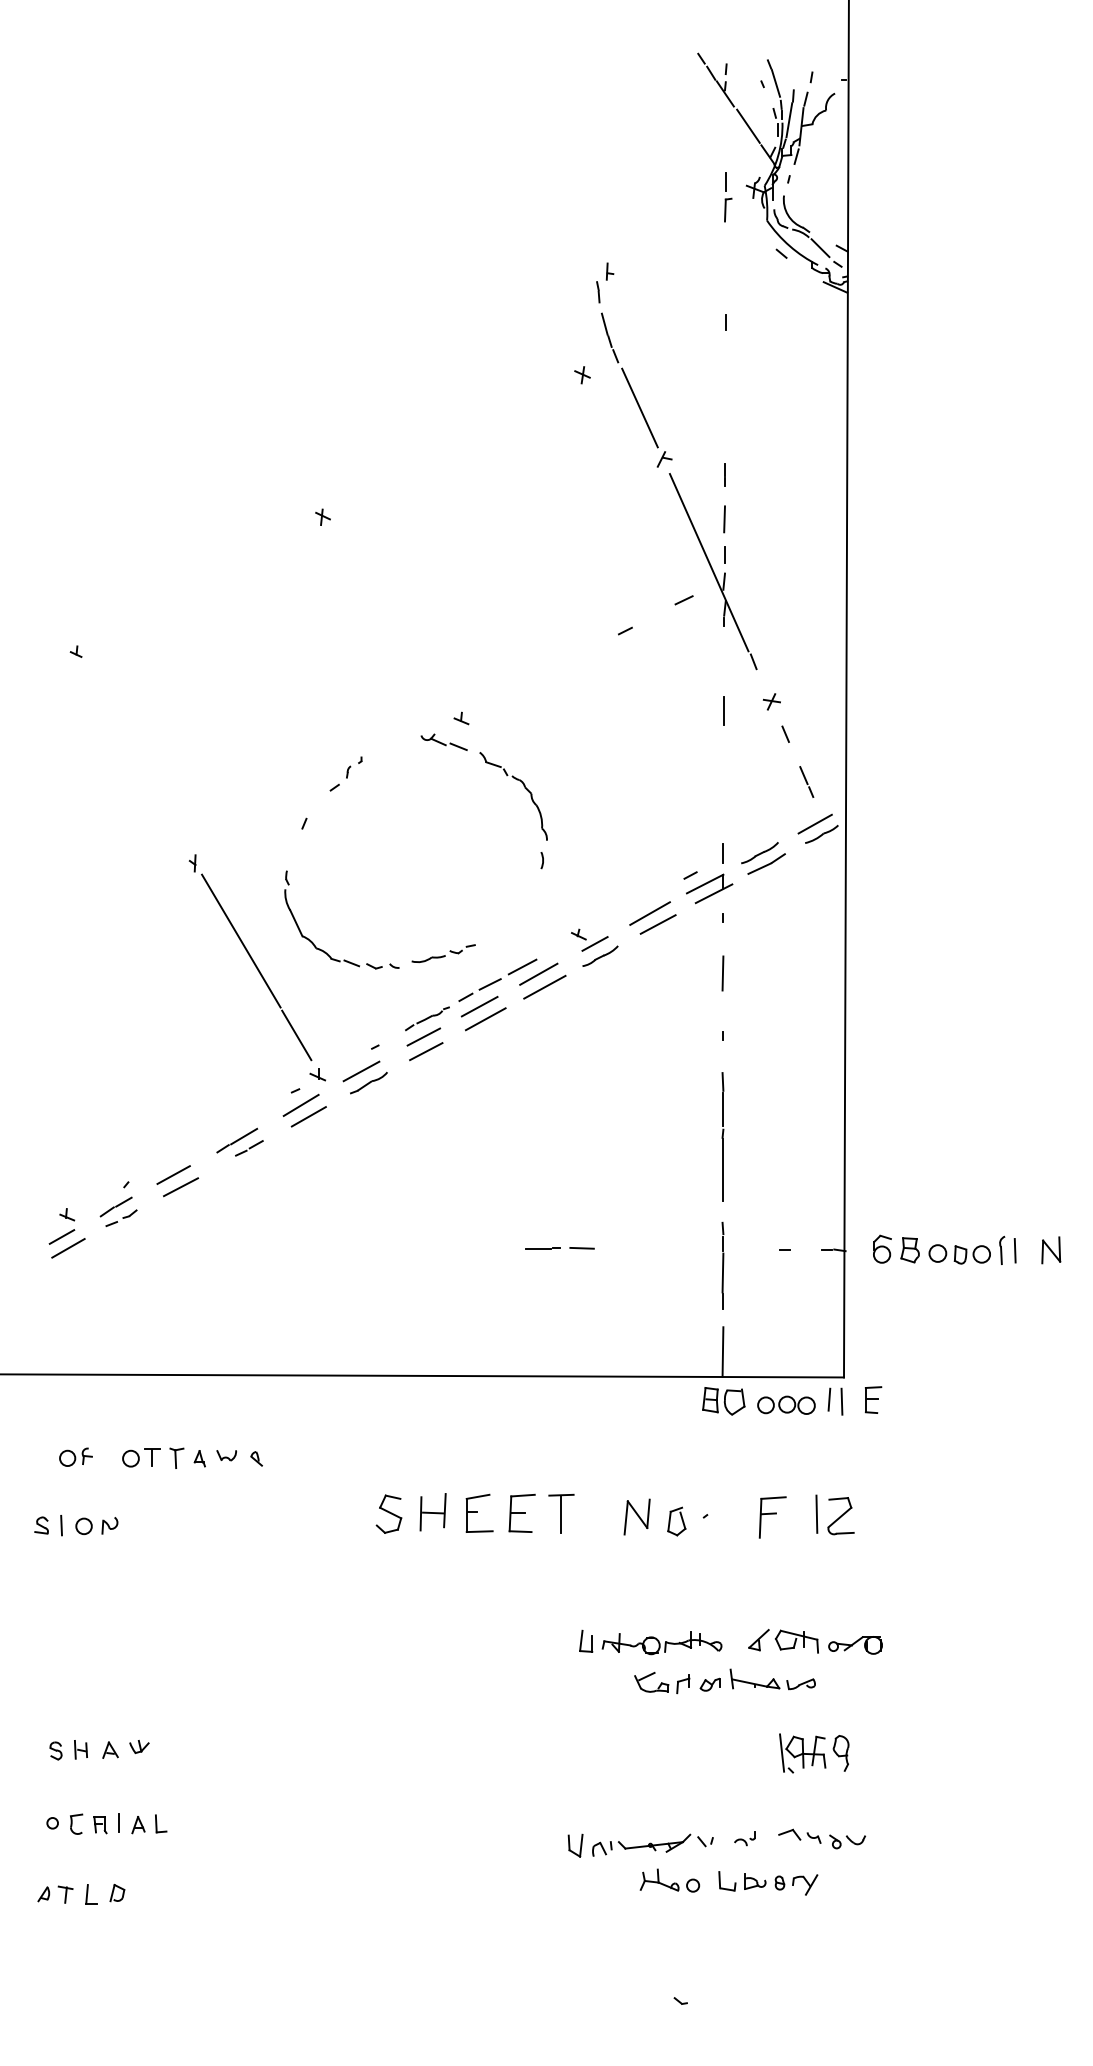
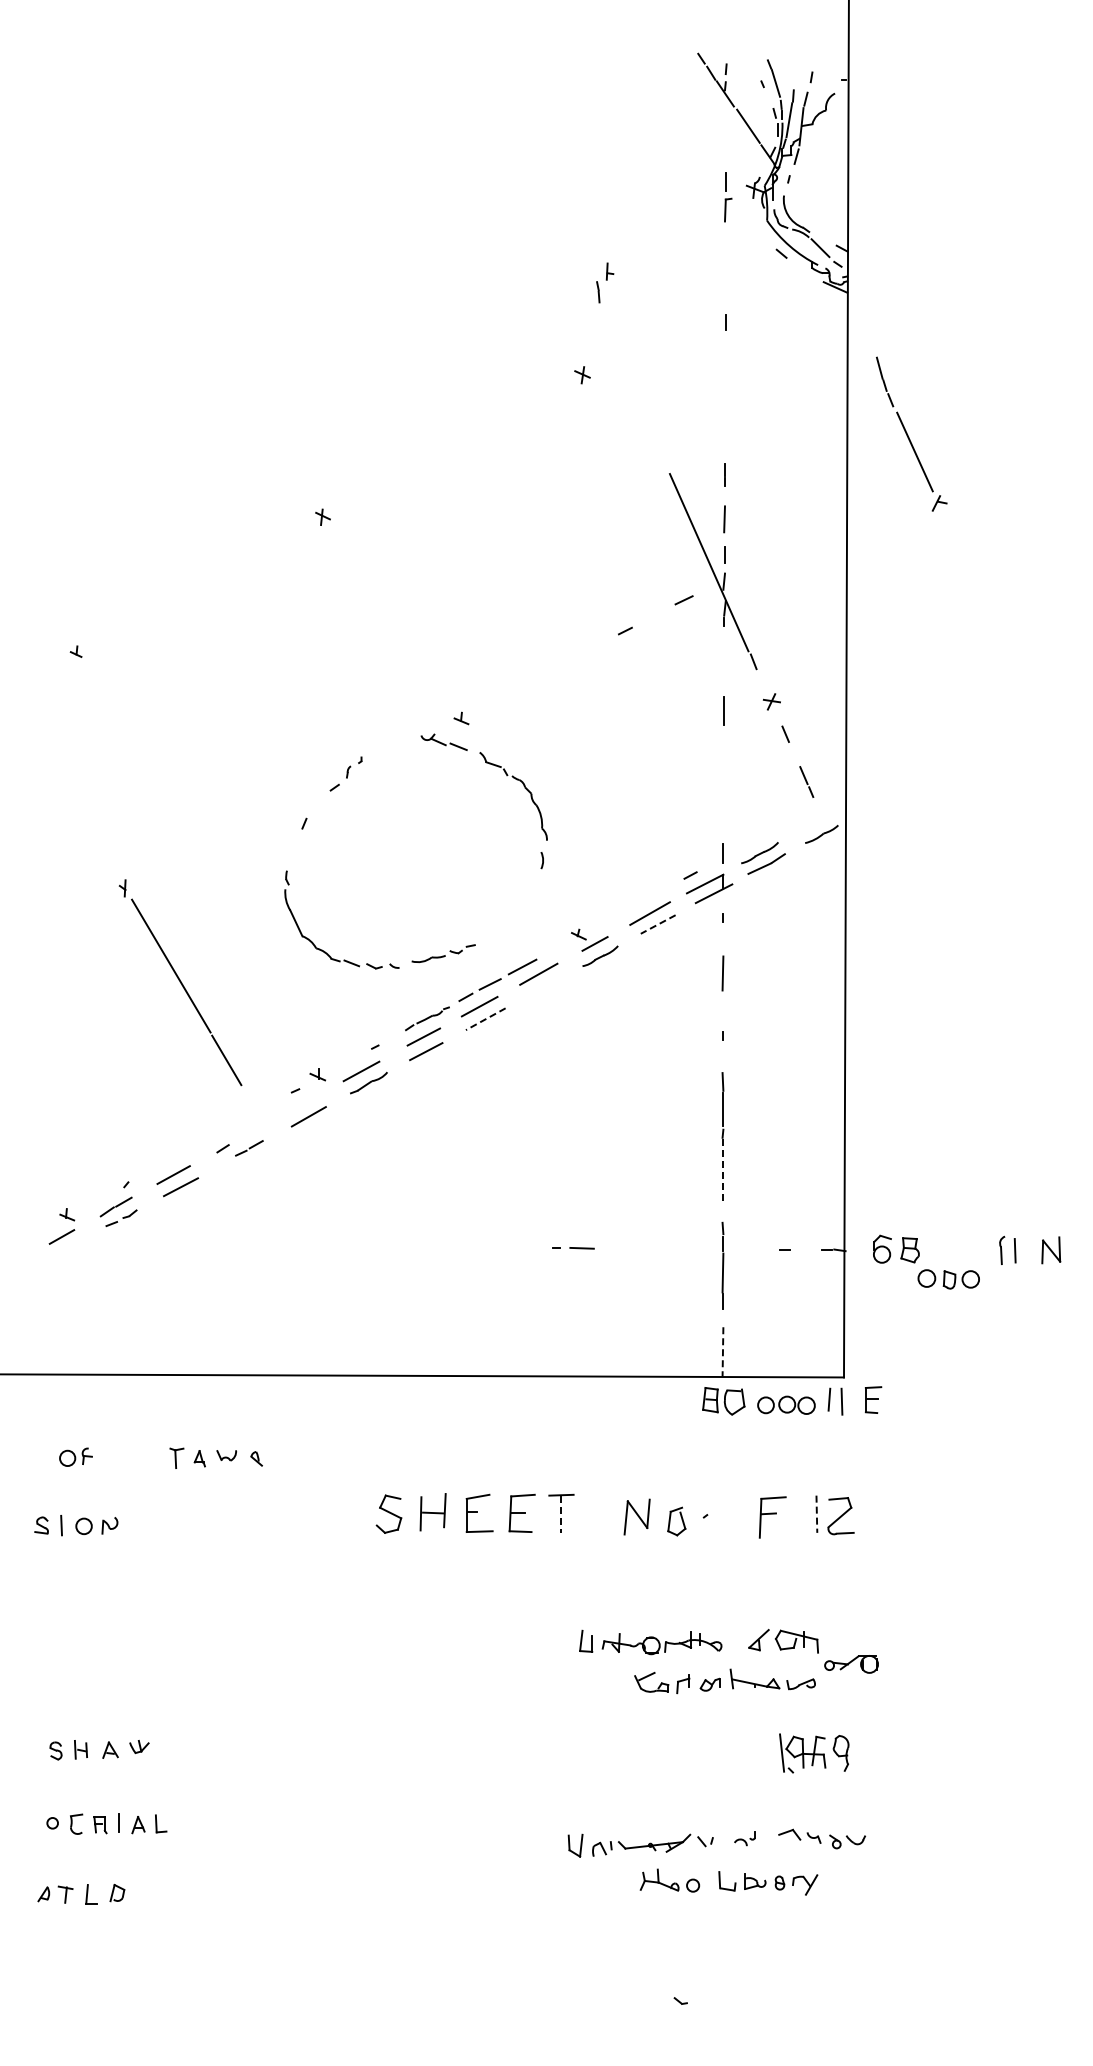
part position: (636, 389) -> (911, 433) (911, 433)
line: present -> none (814, 823)
line: solid -> dashed (658, 924)
part position: (250, 957) -> (180, 982) (180, 982)
line: present -> none (544, 986)
line: solid -> dashed (485, 1019)
line: present -> none (300, 1104)
line: present -> none (244, 1136)
line: solid -> dashed (723, 1170)
line: present -> none (68, 1248)
line: present -> none (537, 1248)
part position: (959, 1254) -> (948, 1279) (948, 1279)
line: solid -> dashed (722, 1351)
part: present -> none (141, 1457)
line: solid -> dashed (816, 1514)
line: solid -> dashed (561, 1515)
part position: (855, 1645) -> (851, 1664) (851, 1664)
